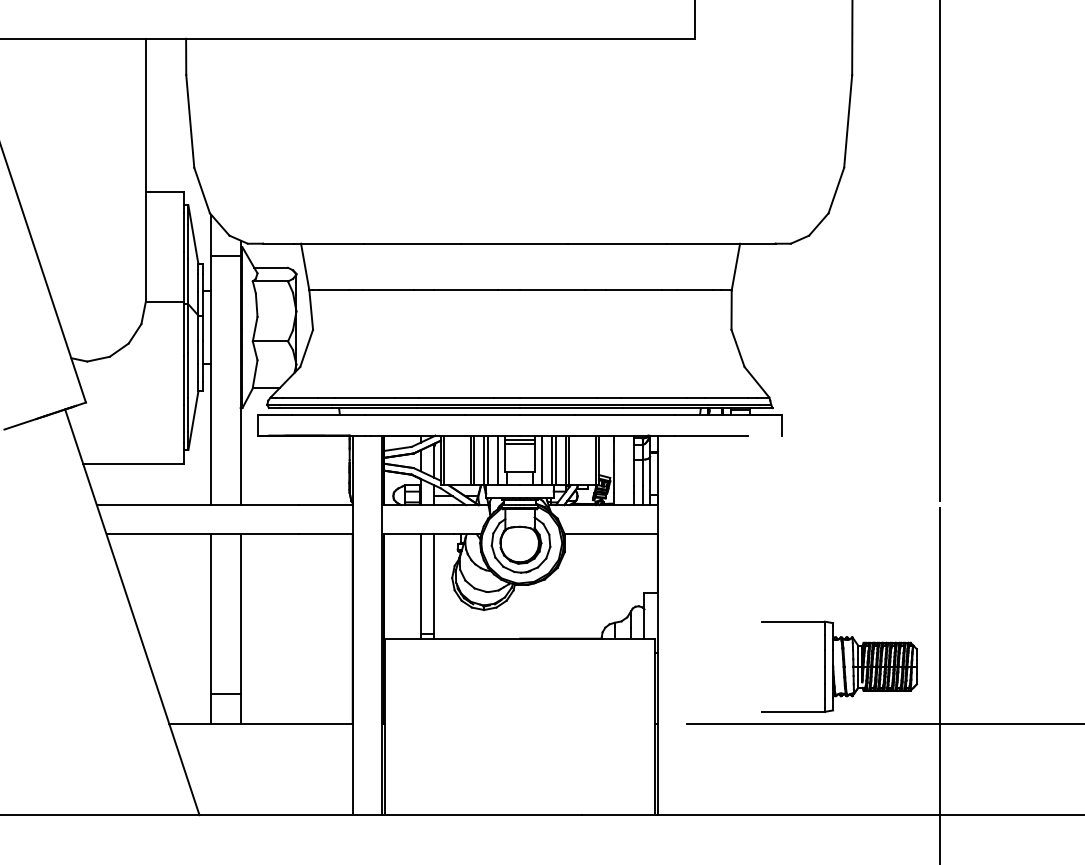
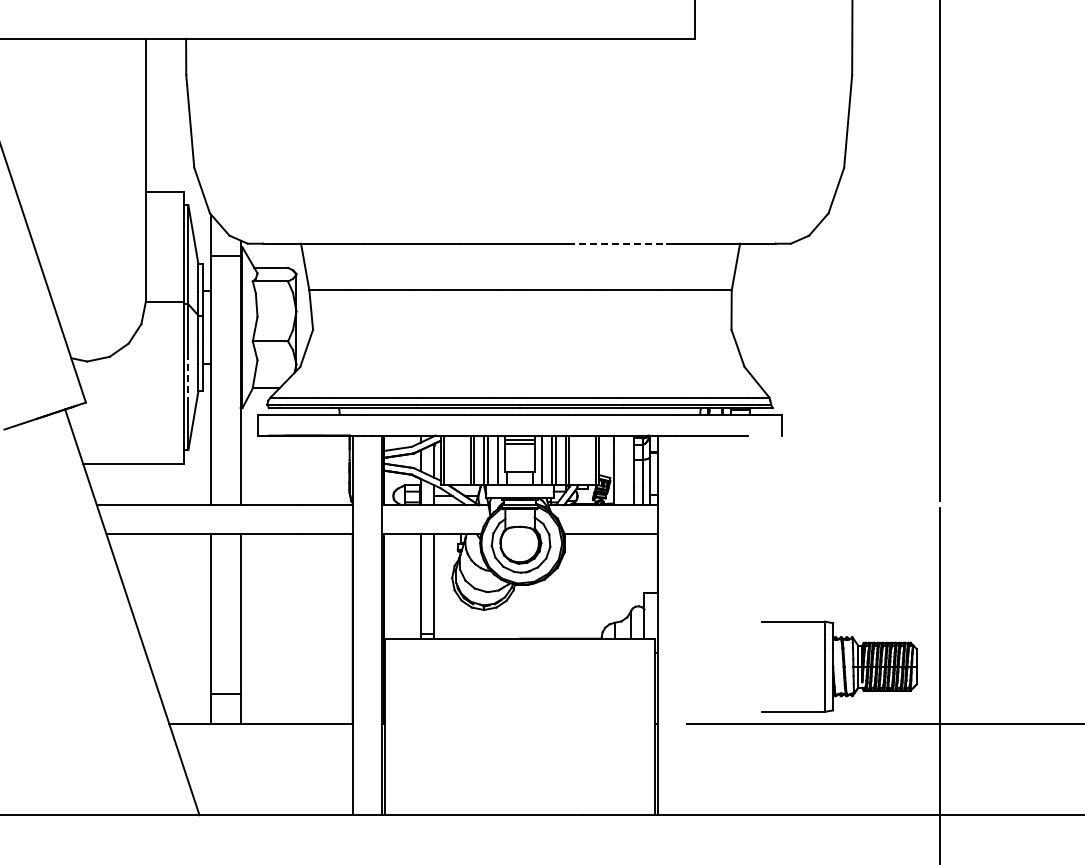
line: solid -> dashed (617, 243)
line: solid -> dashed (188, 375)
